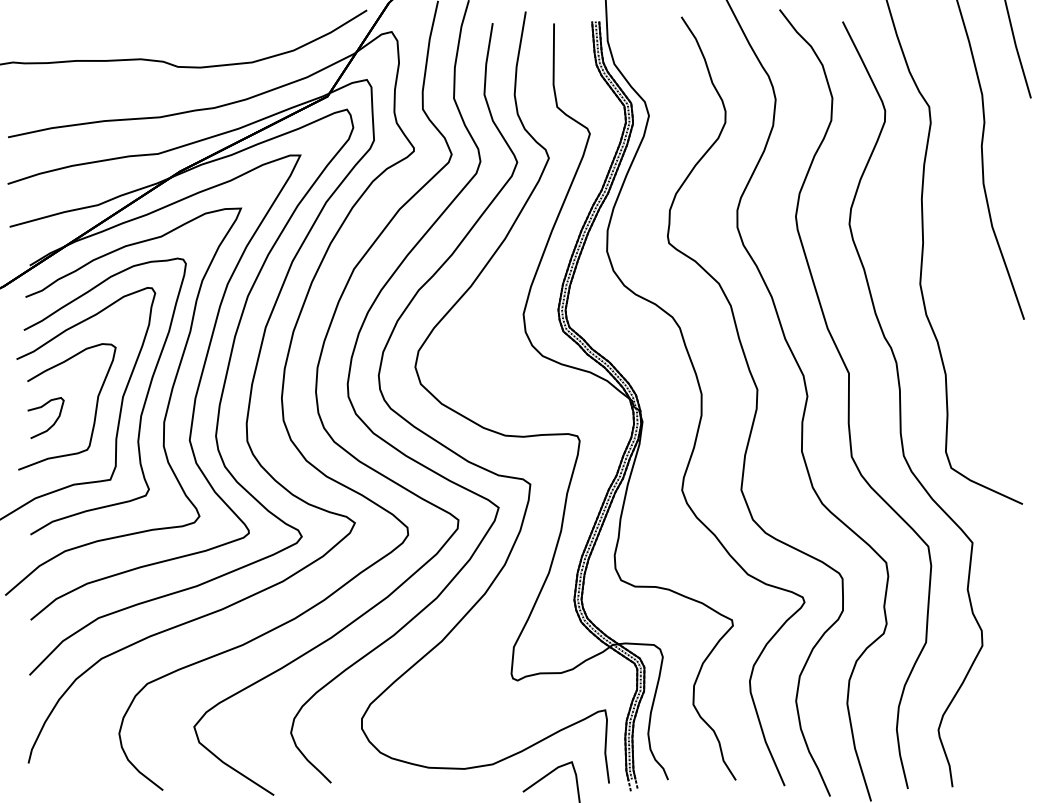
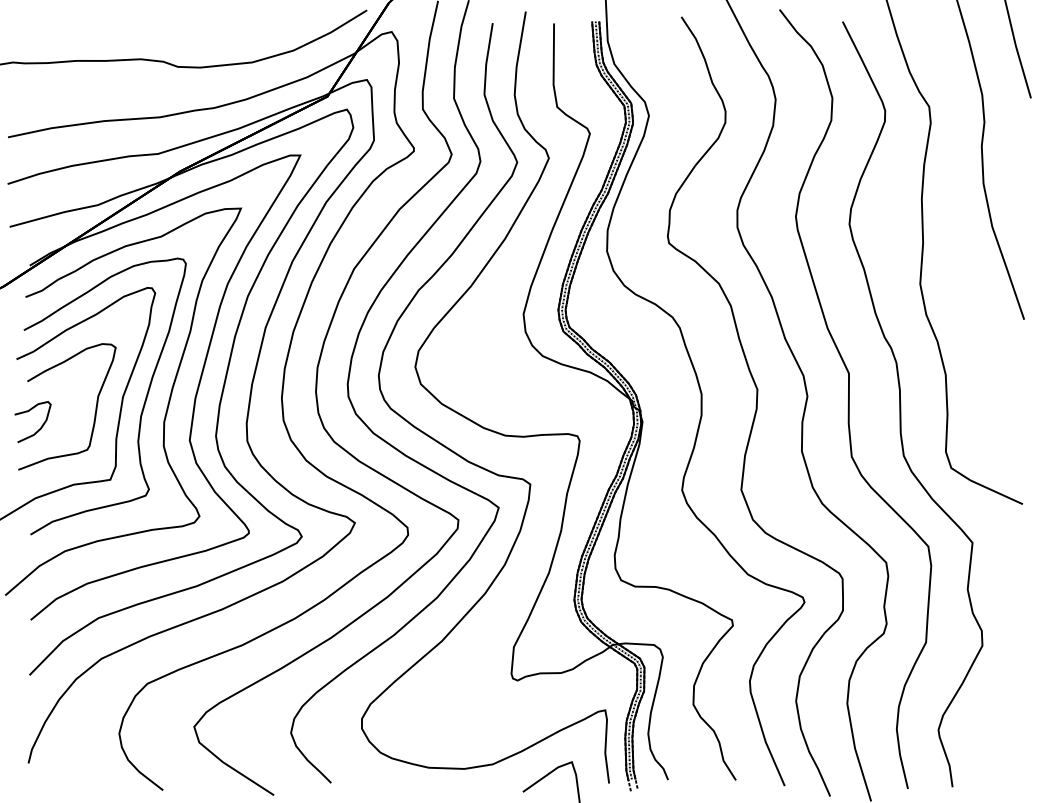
curve position: (52, 424) -> (39, 428) (39, 428)
